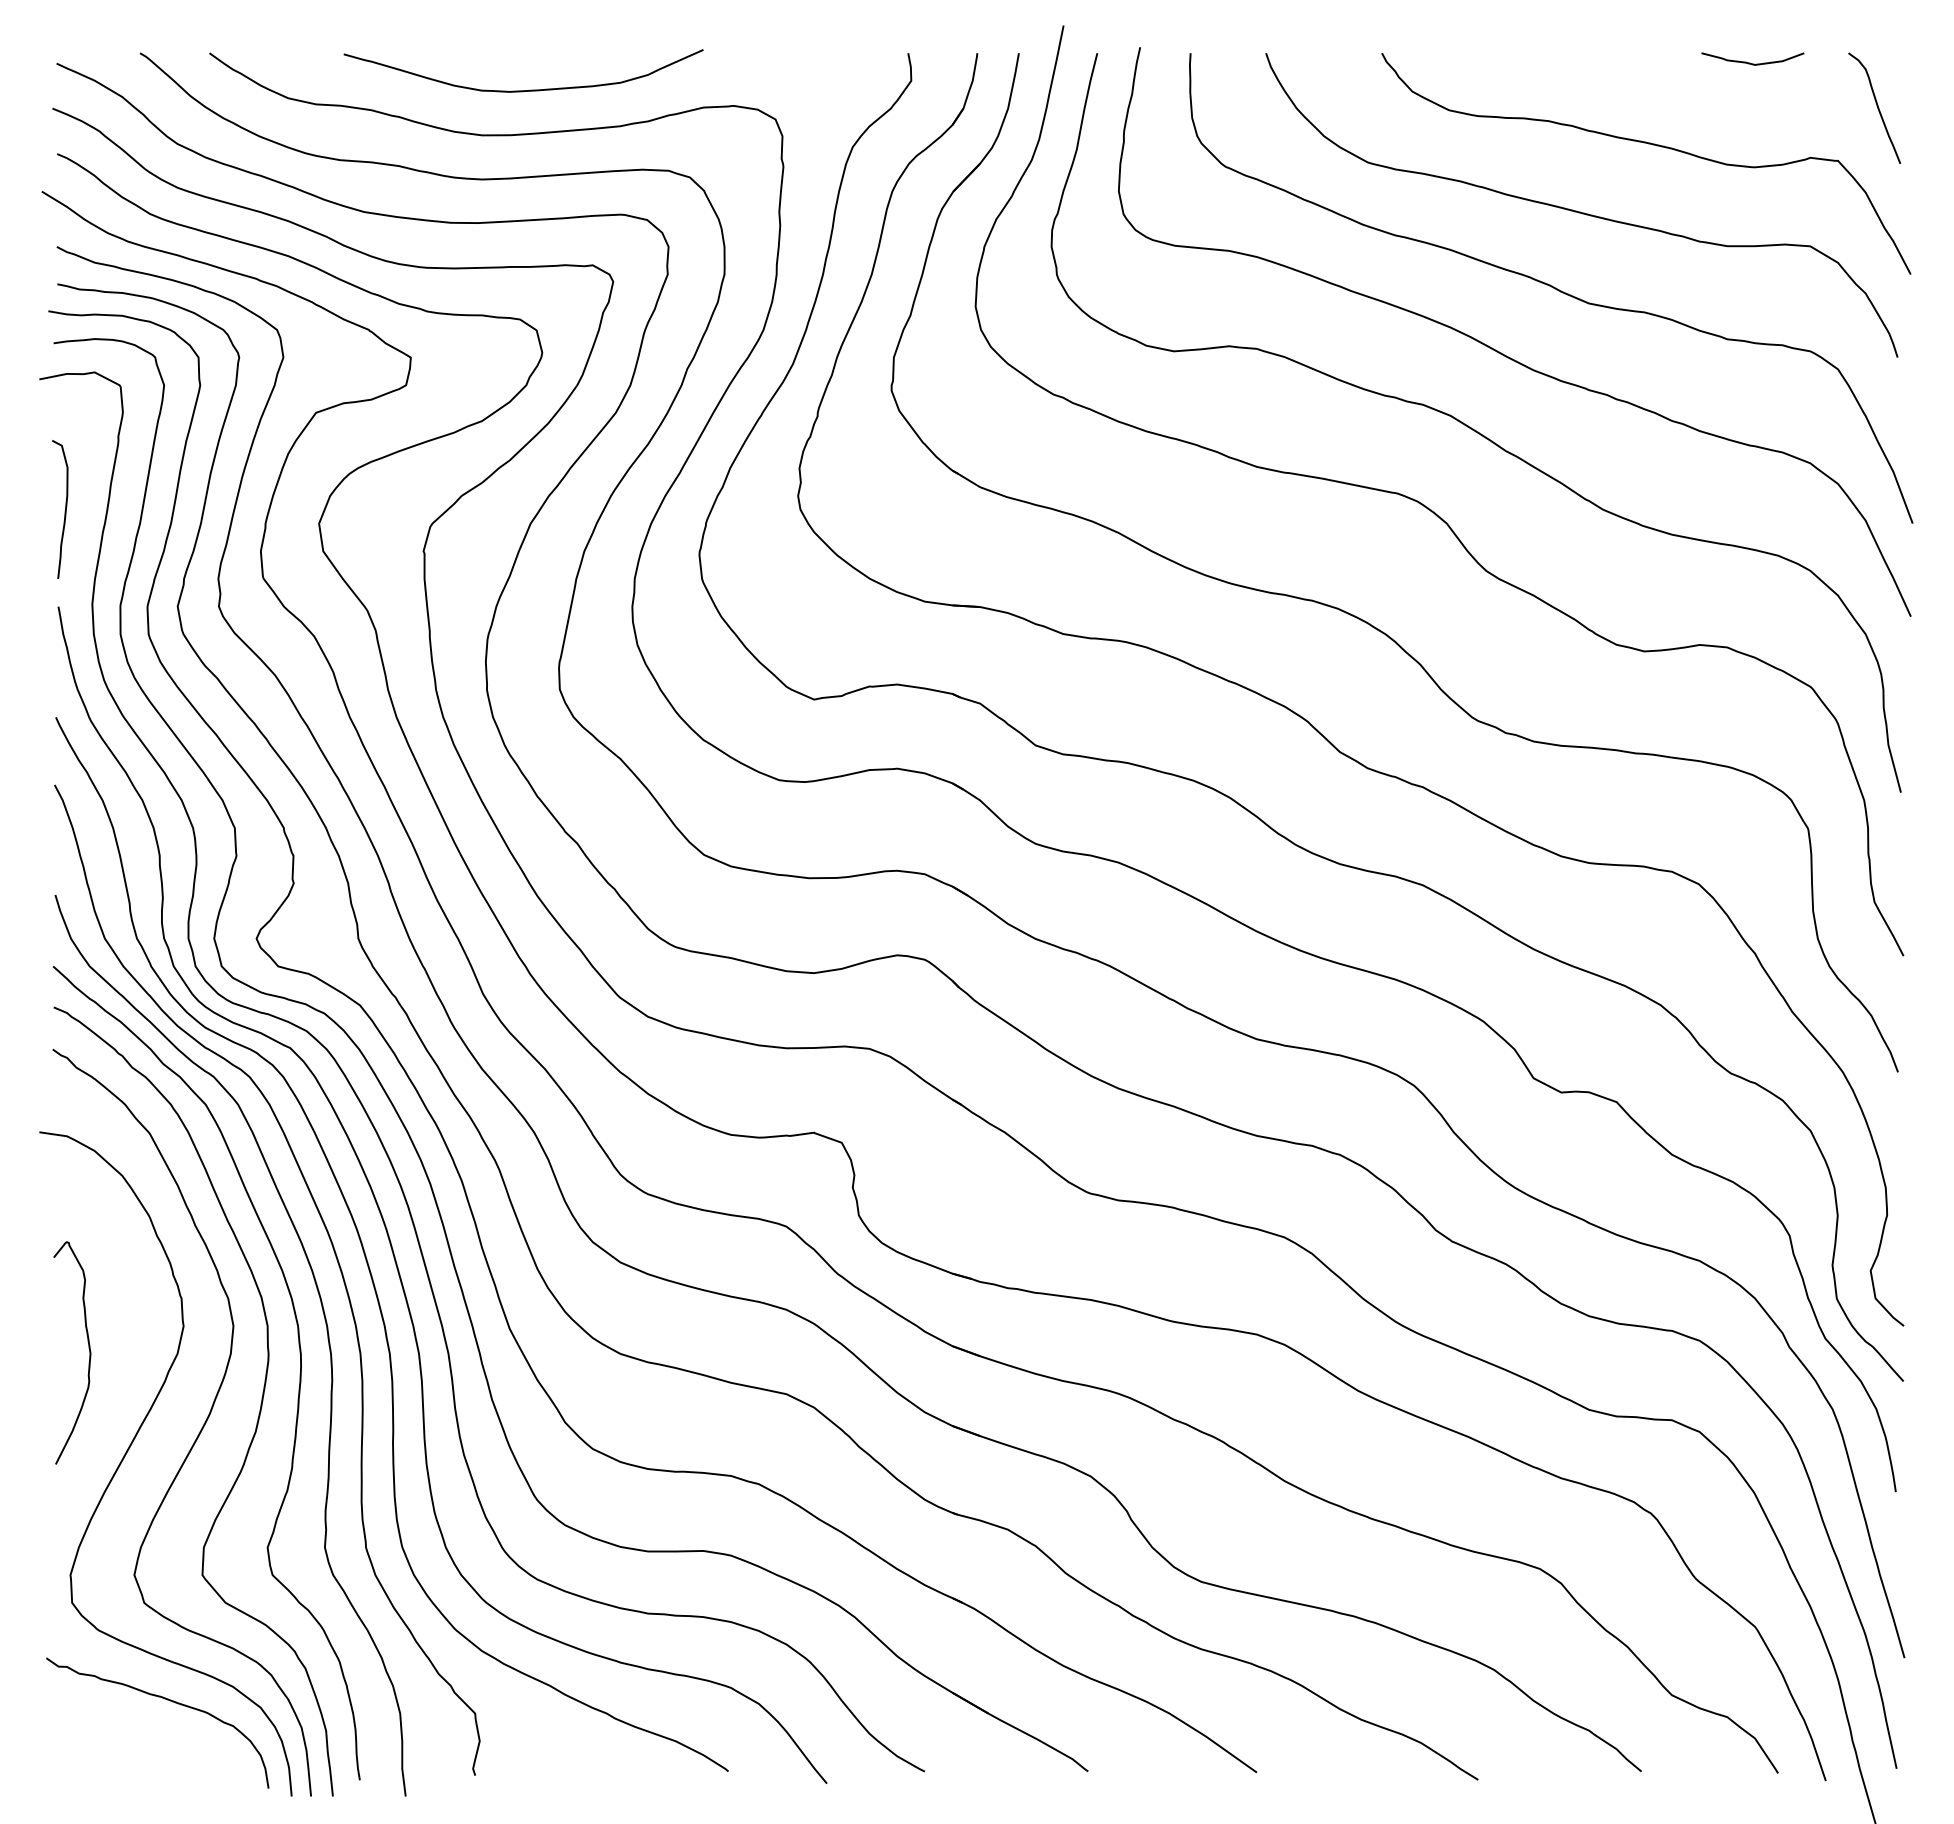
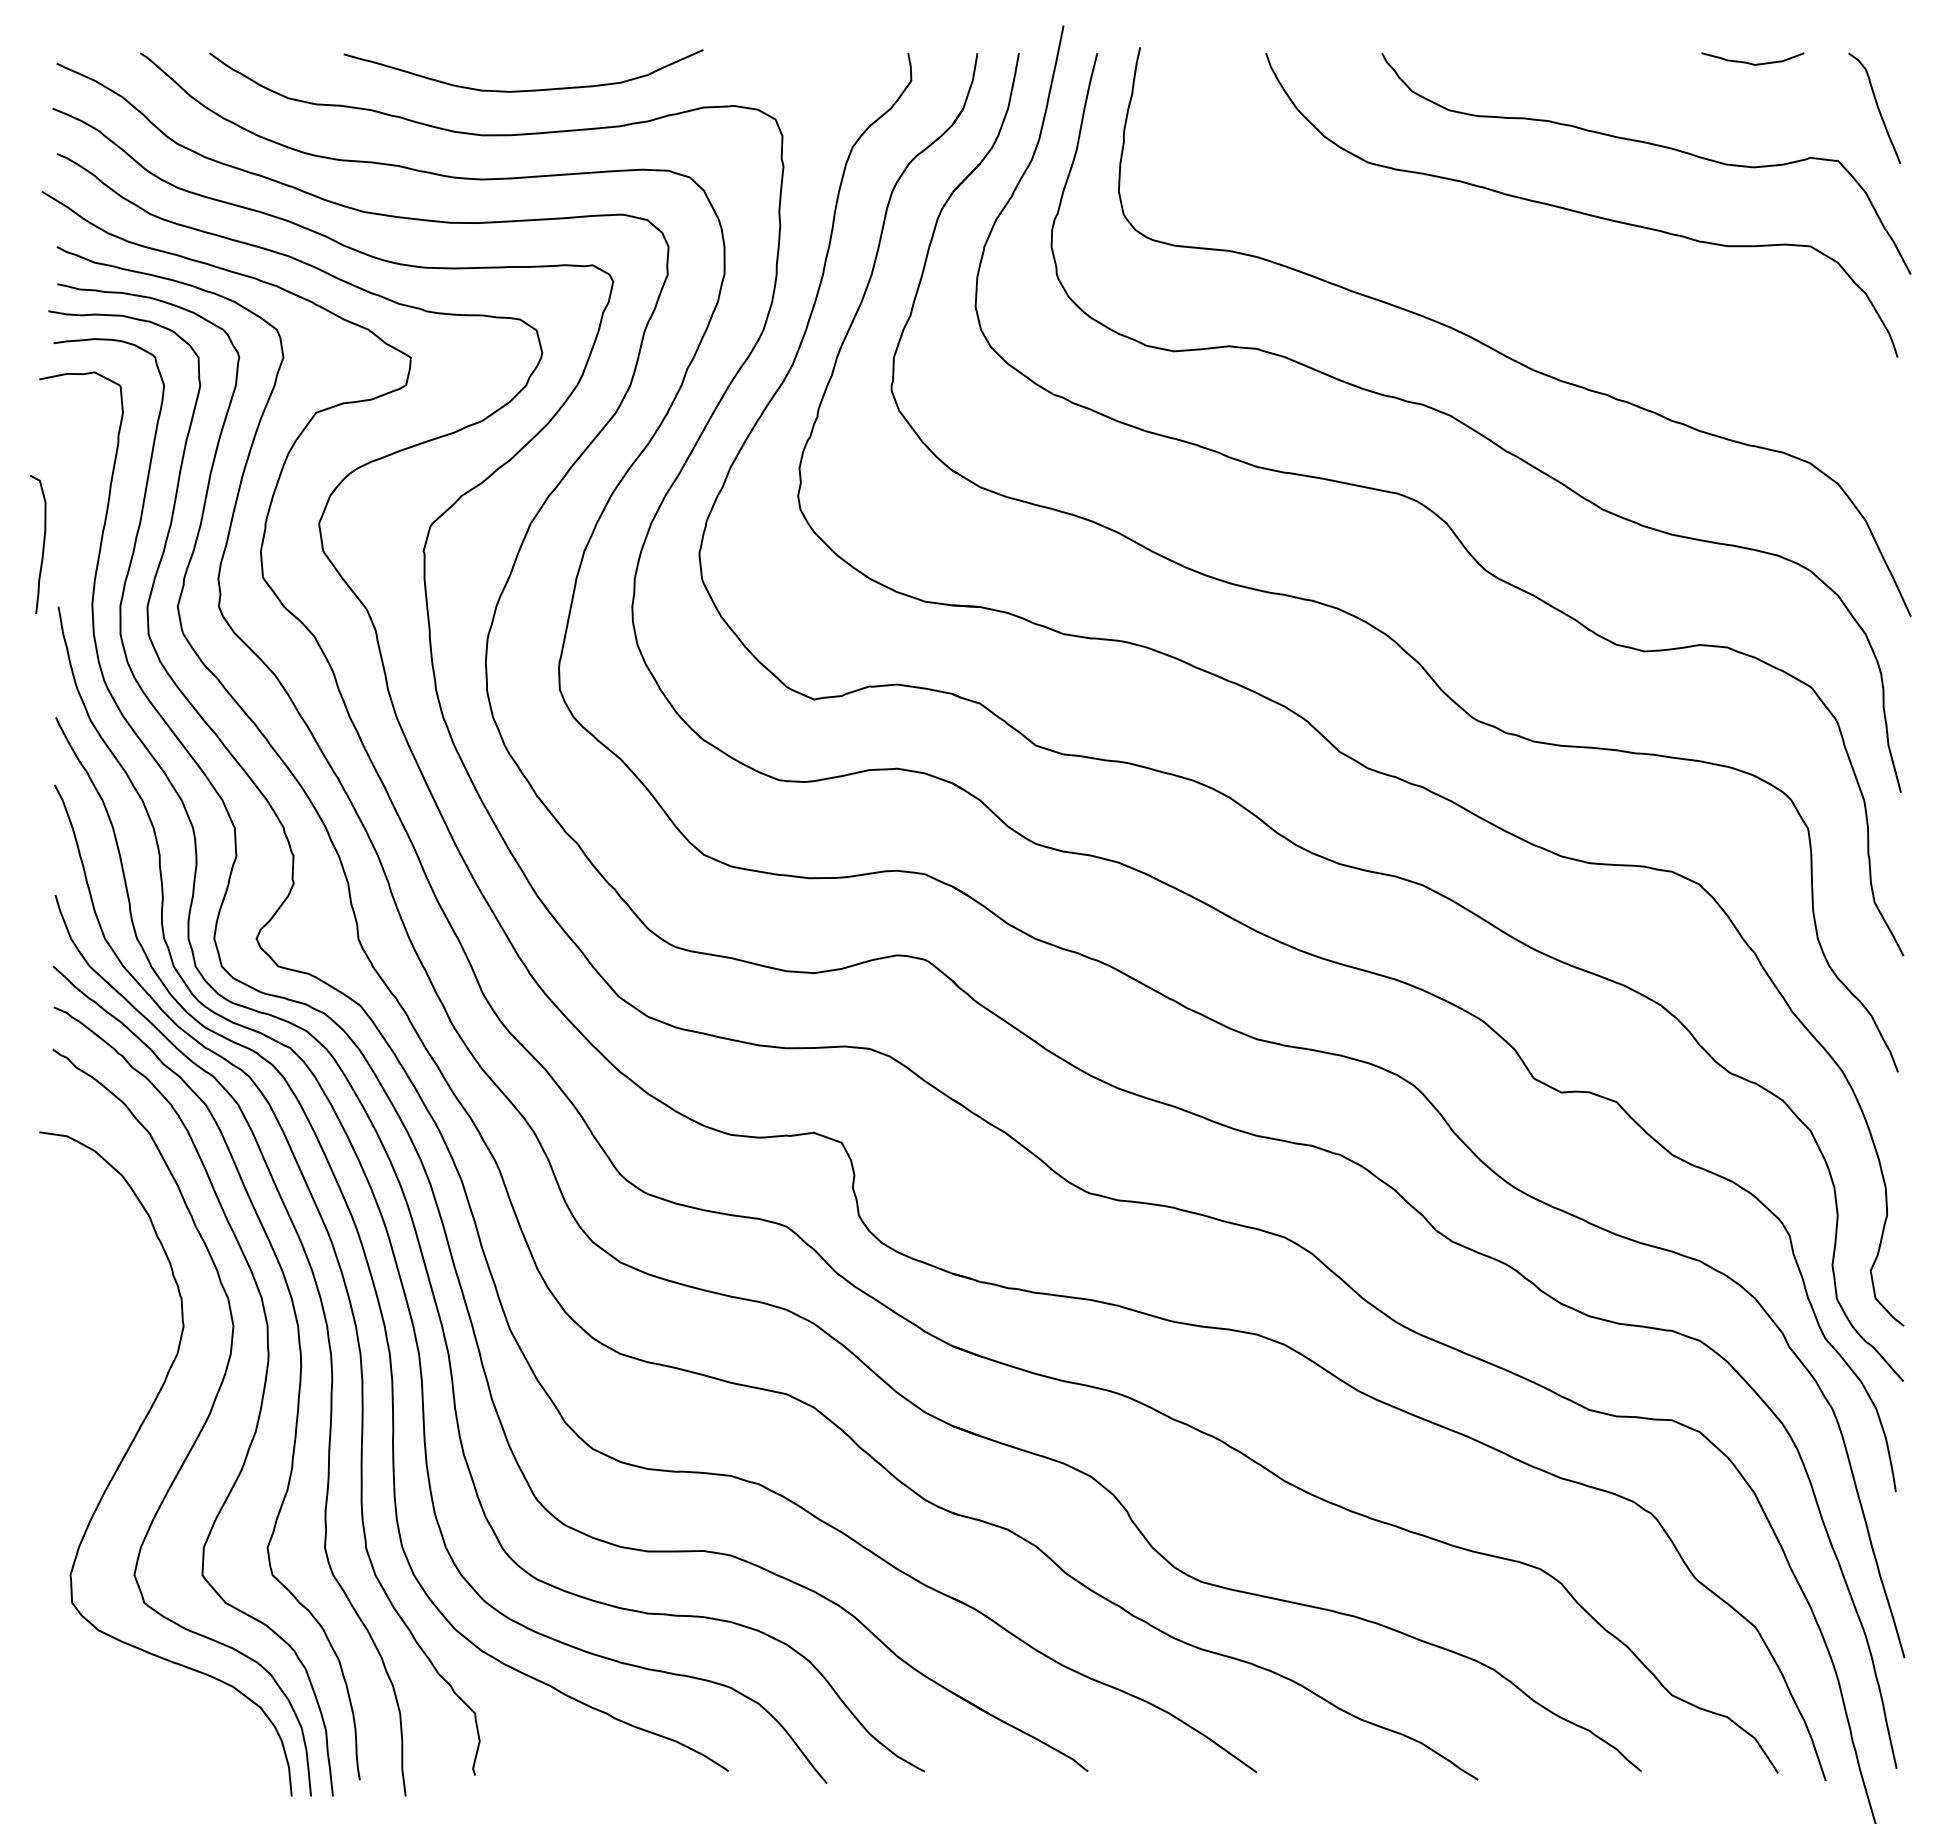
curve: present -> none (1551, 287)
curve position: (64, 511) -> (42, 546) (42, 546)
curve: present -> none (88, 1348)
curve: present -> none (164, 1699)
